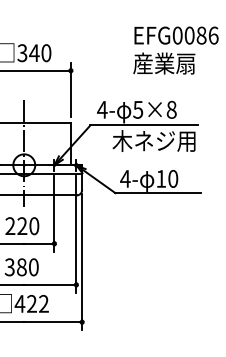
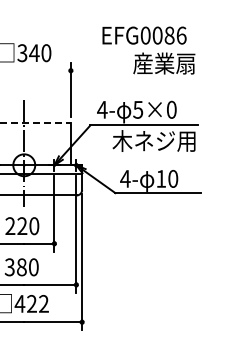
text position: (176, 35) -> (144, 35) (144, 35)
line: present -> none (36, 70)
text: 5×8 -> 5×0 (171, 109)
line: solid -> dashed (36, 122)
